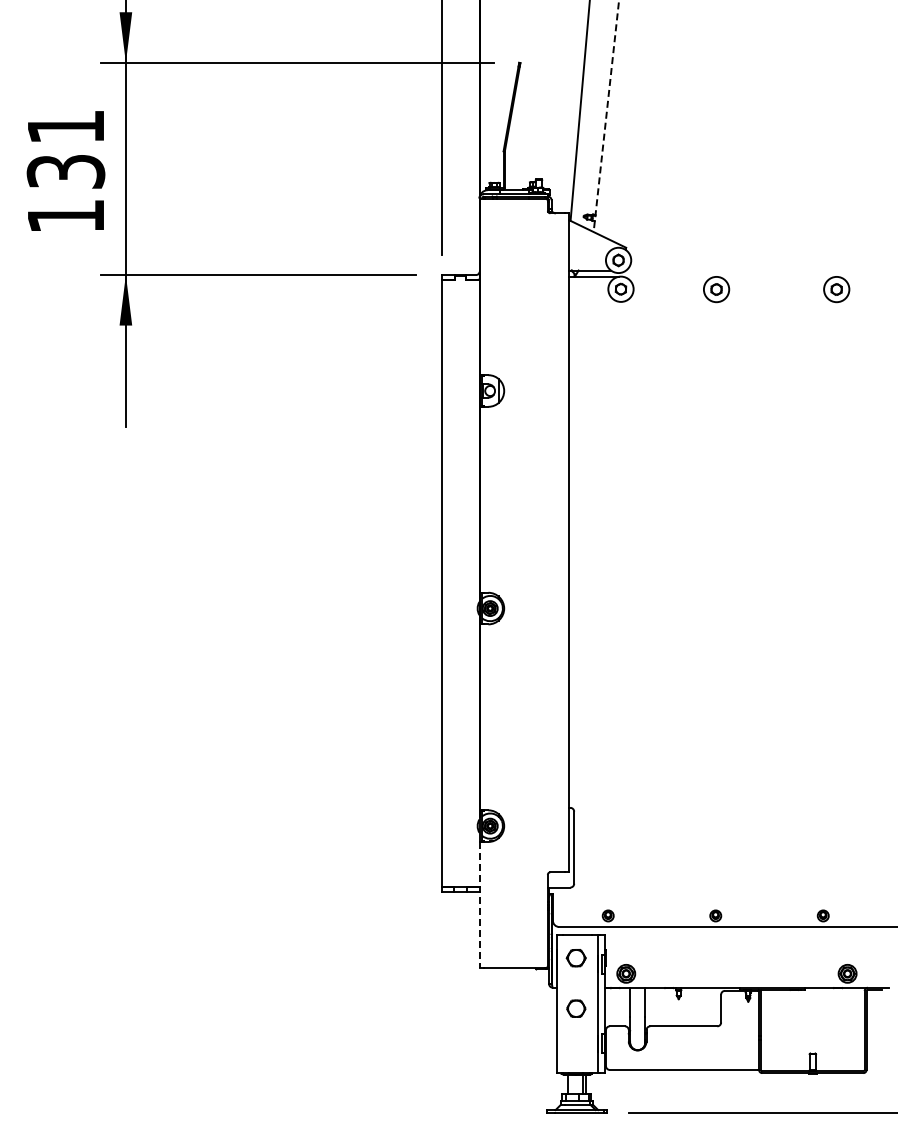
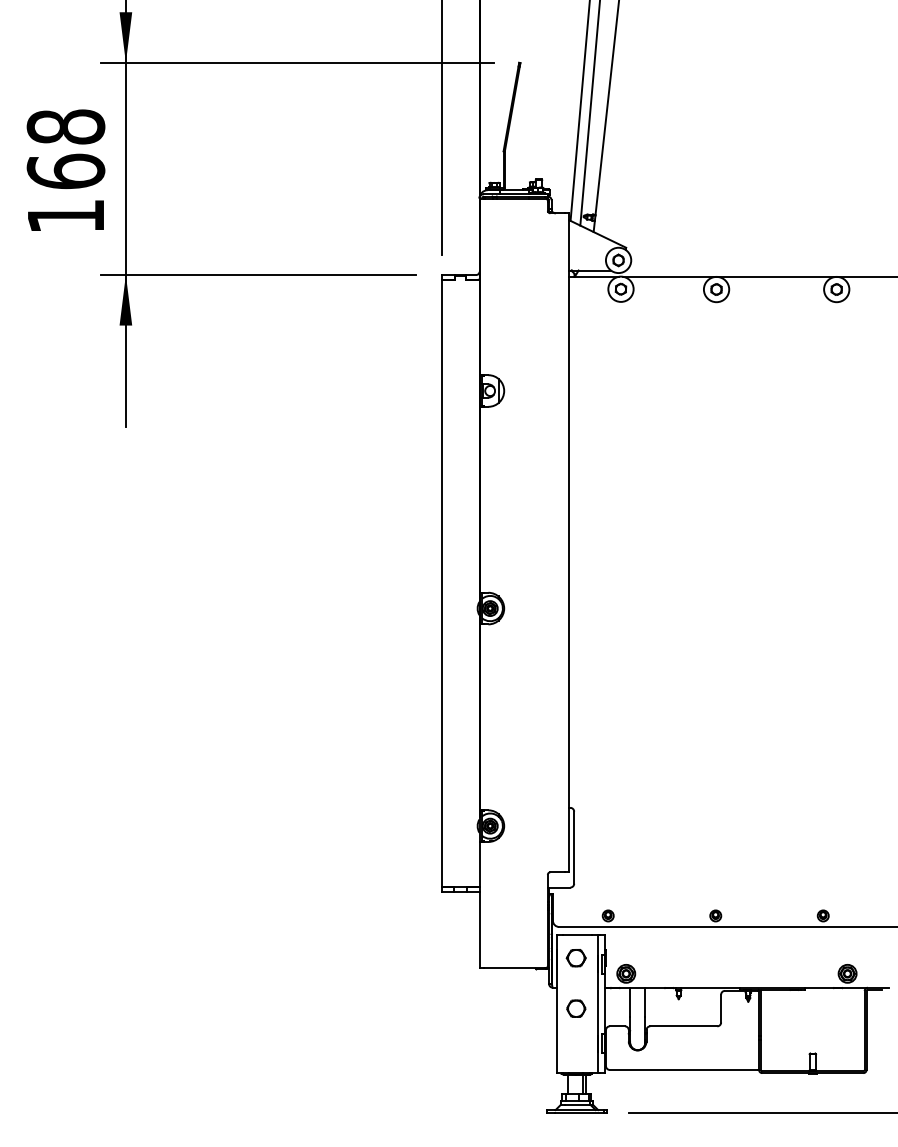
line: none -> present (589, 113)
line: dashed -> solid (606, 116)
text: 131 -> 168 (65, 149)
line: none -> present (758, 276)
line: dashed -> solid (479, 905)
